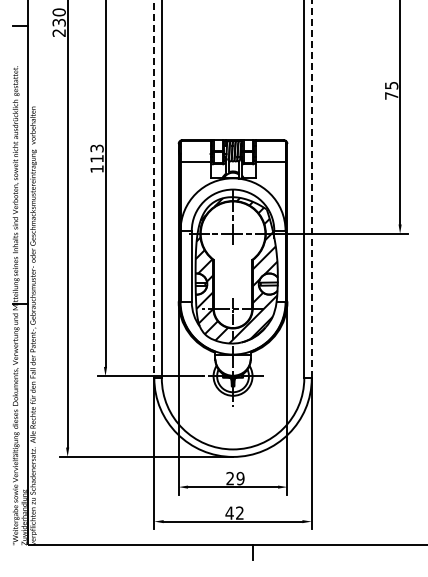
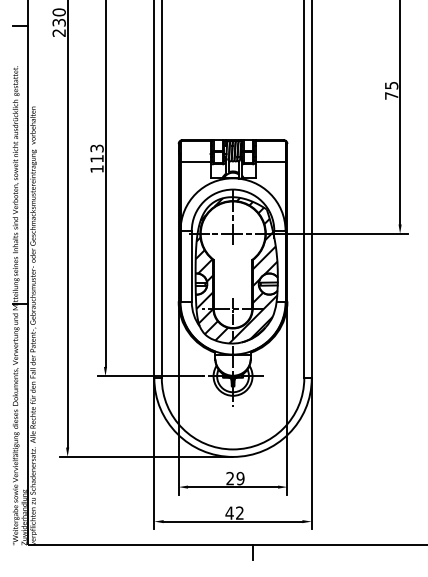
line: dashed -> solid (154, 189)
line: dashed -> solid (311, 189)
